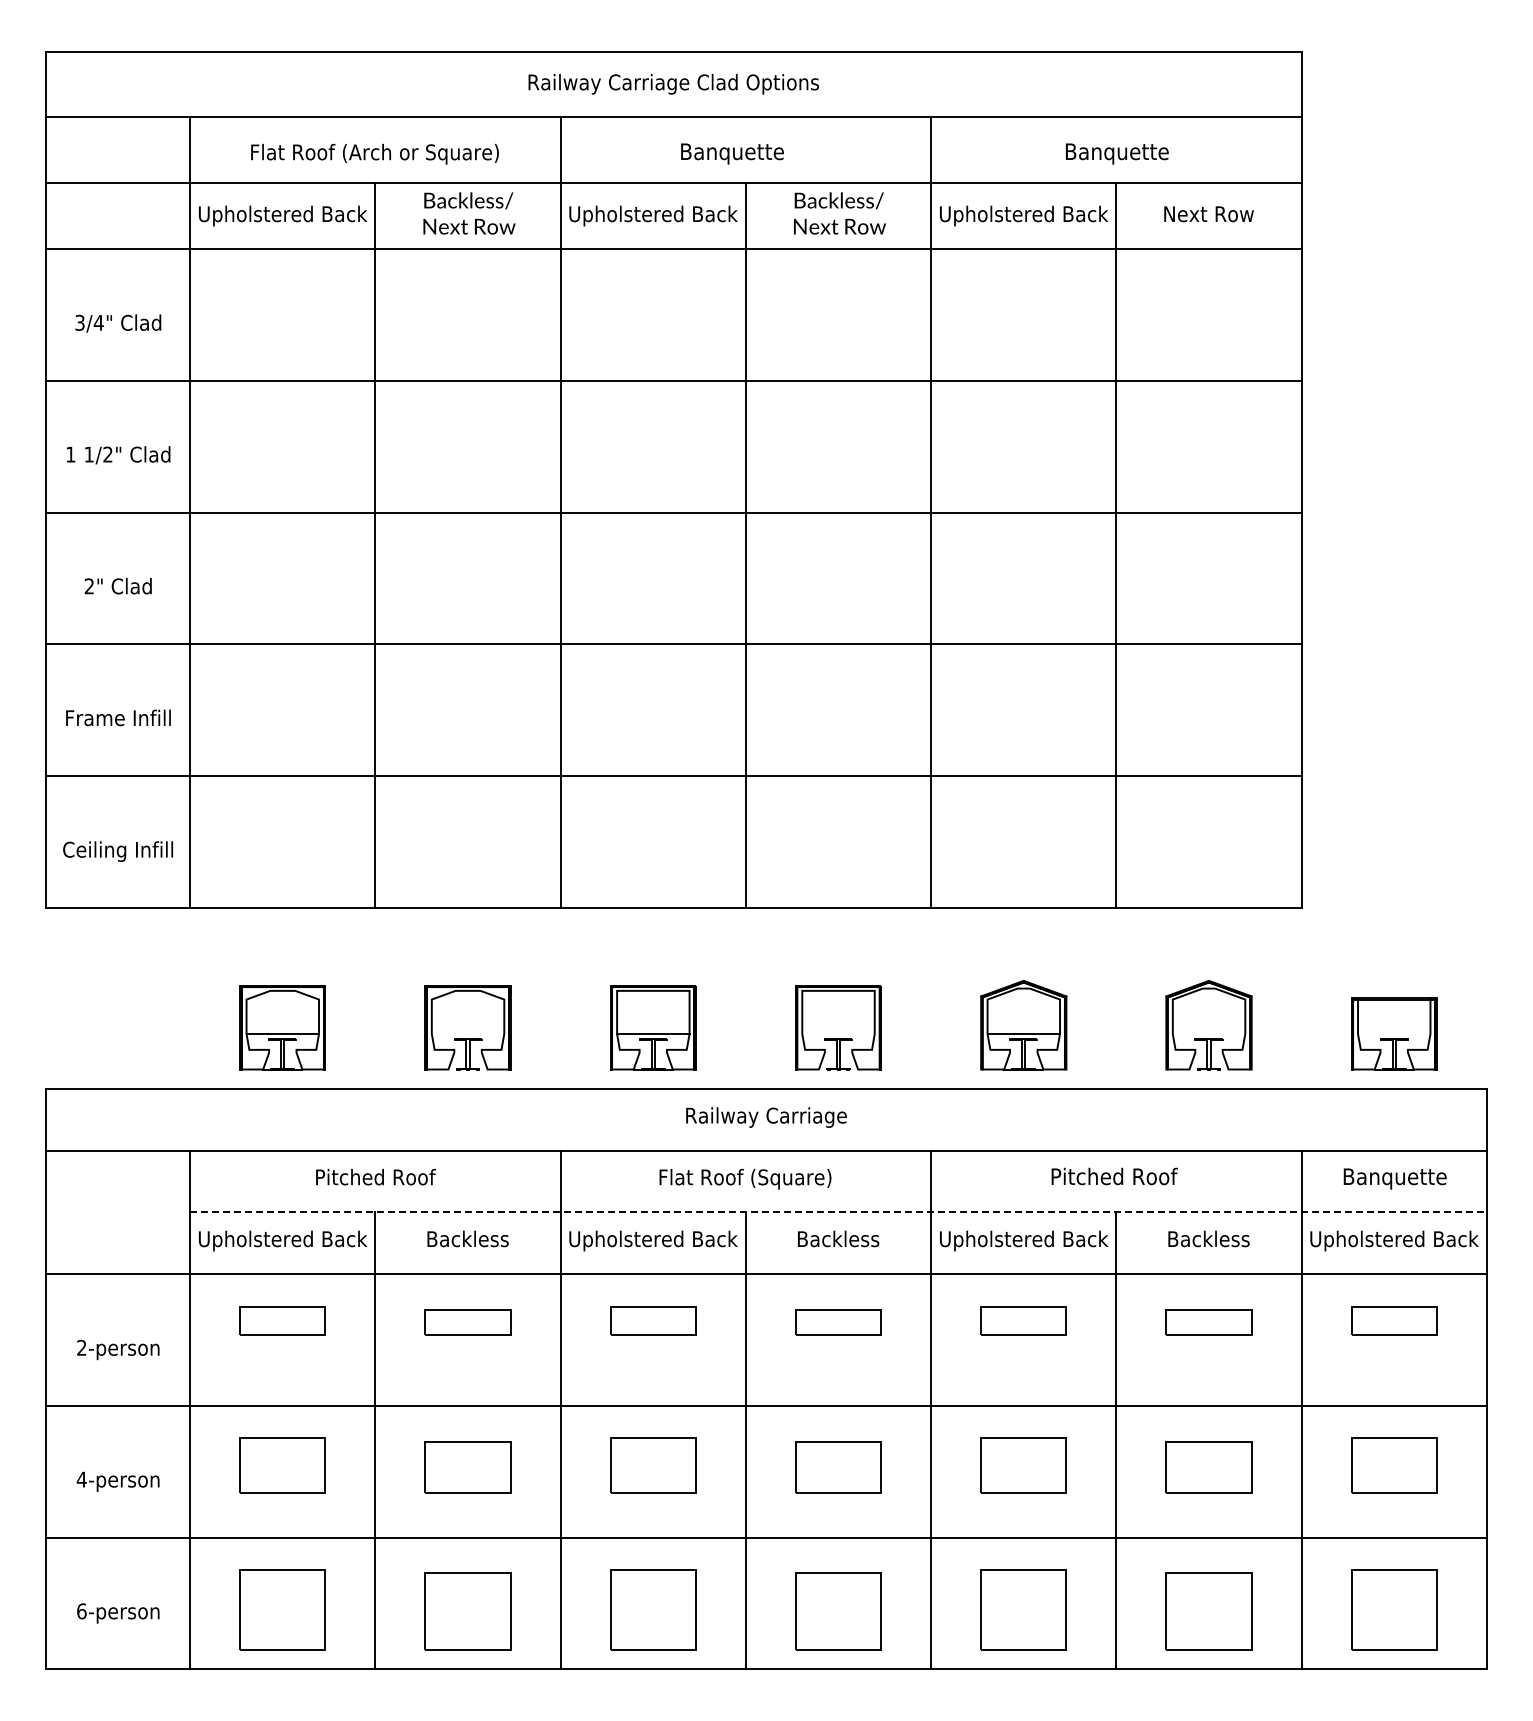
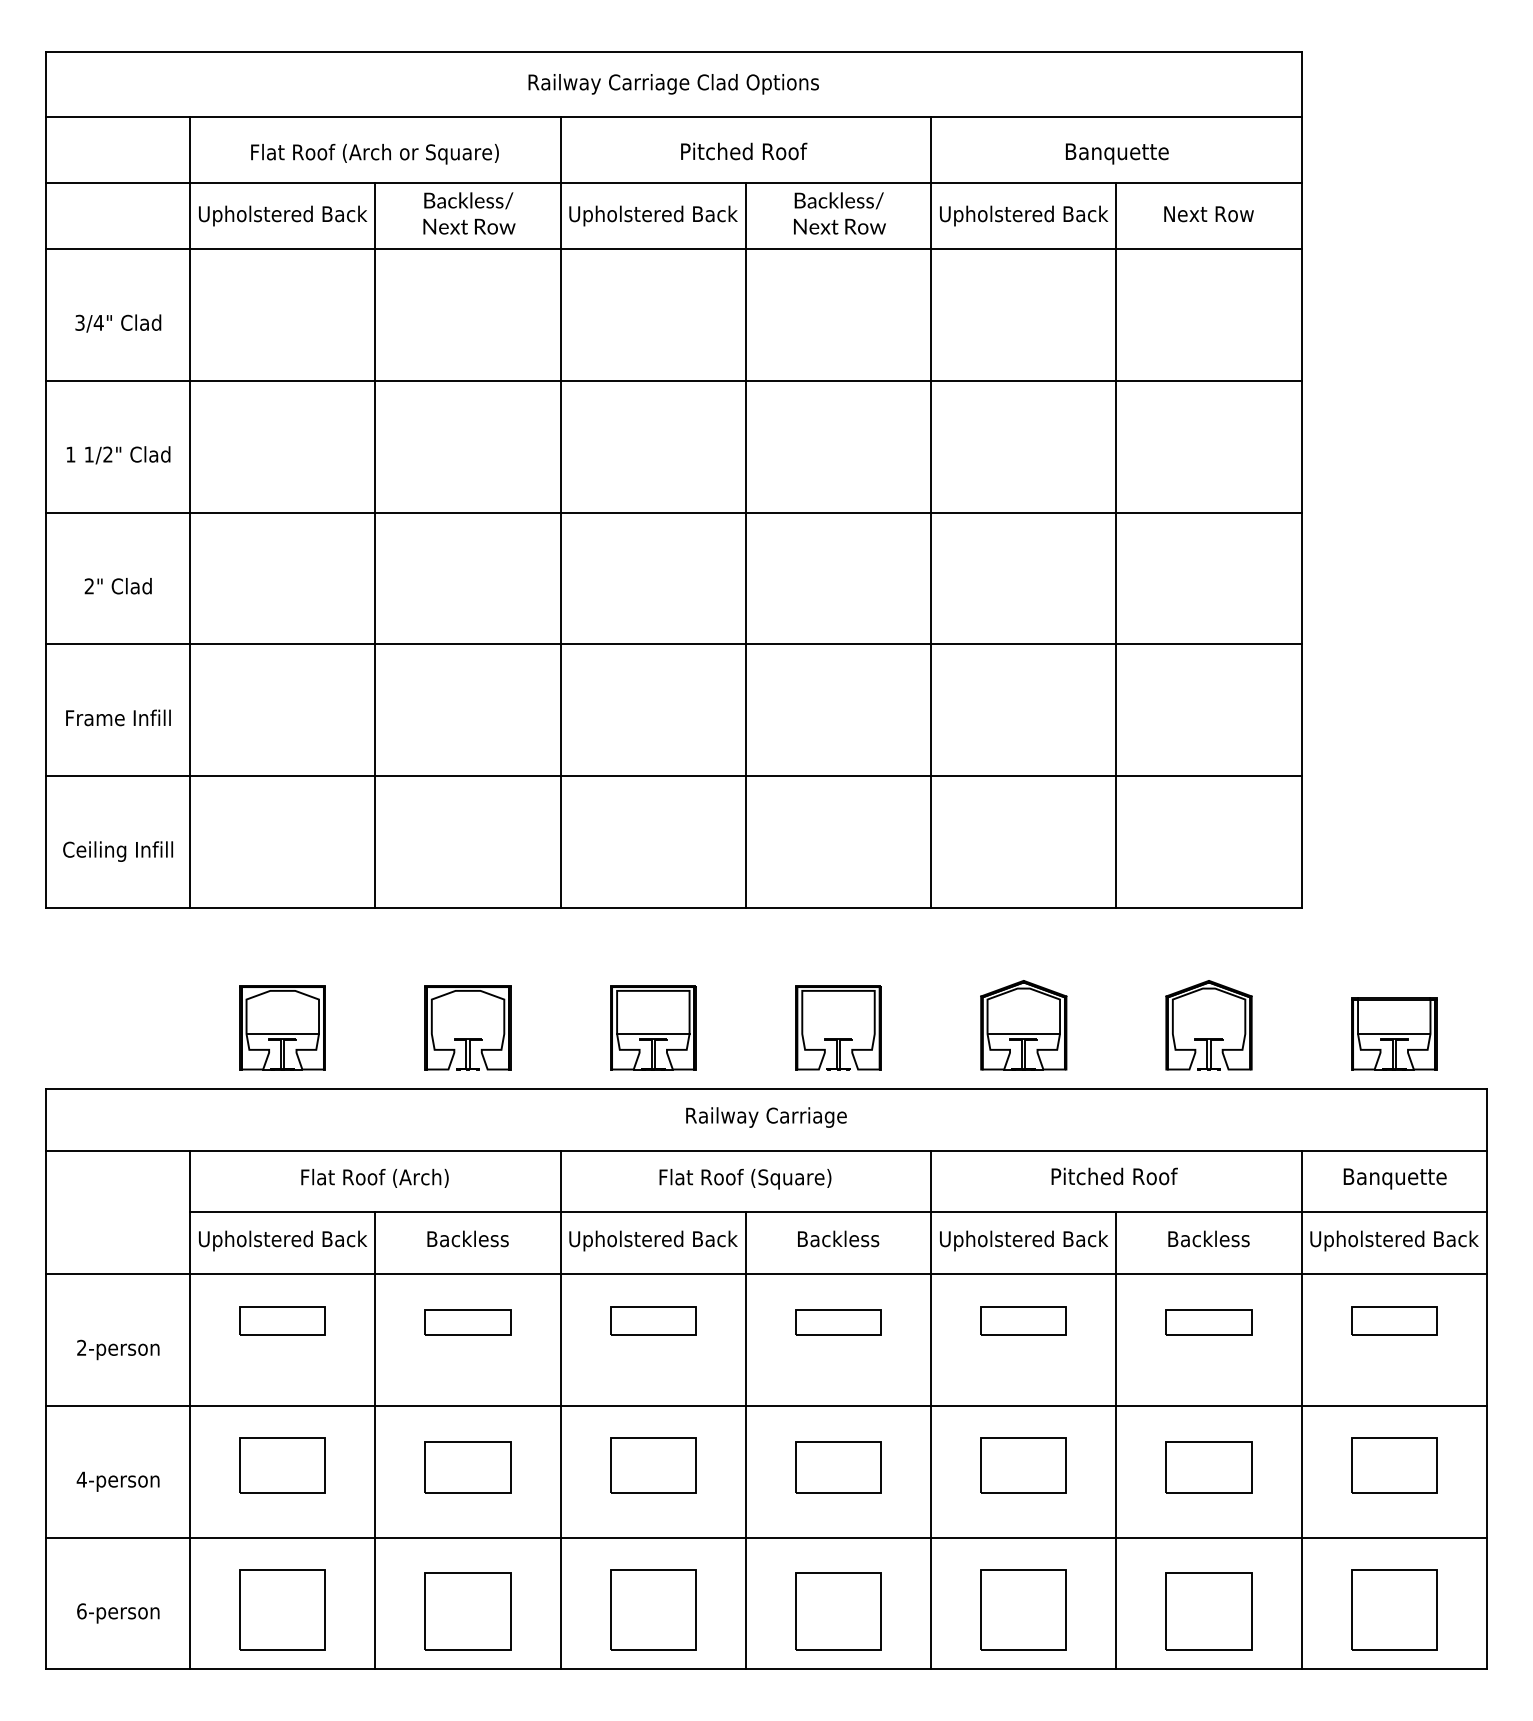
text: Banquette -> Pitched Roof (745, 153)
line: none -> present (1394, 1034)
text: Pitched Roof -> Flat Roof (Arch) (374, 1177)
line: dashed -> solid (839, 1212)
